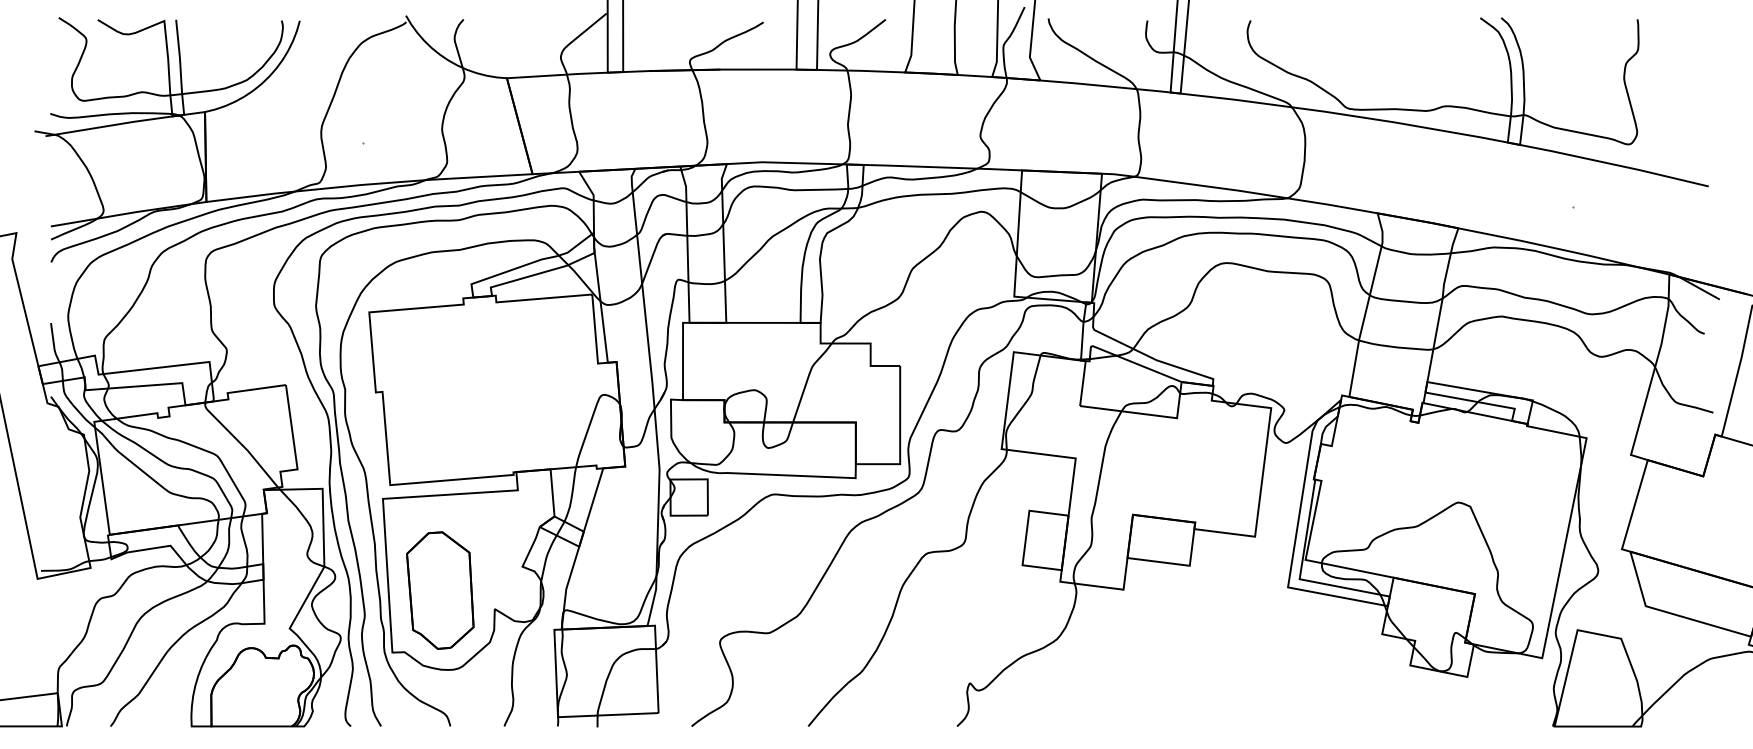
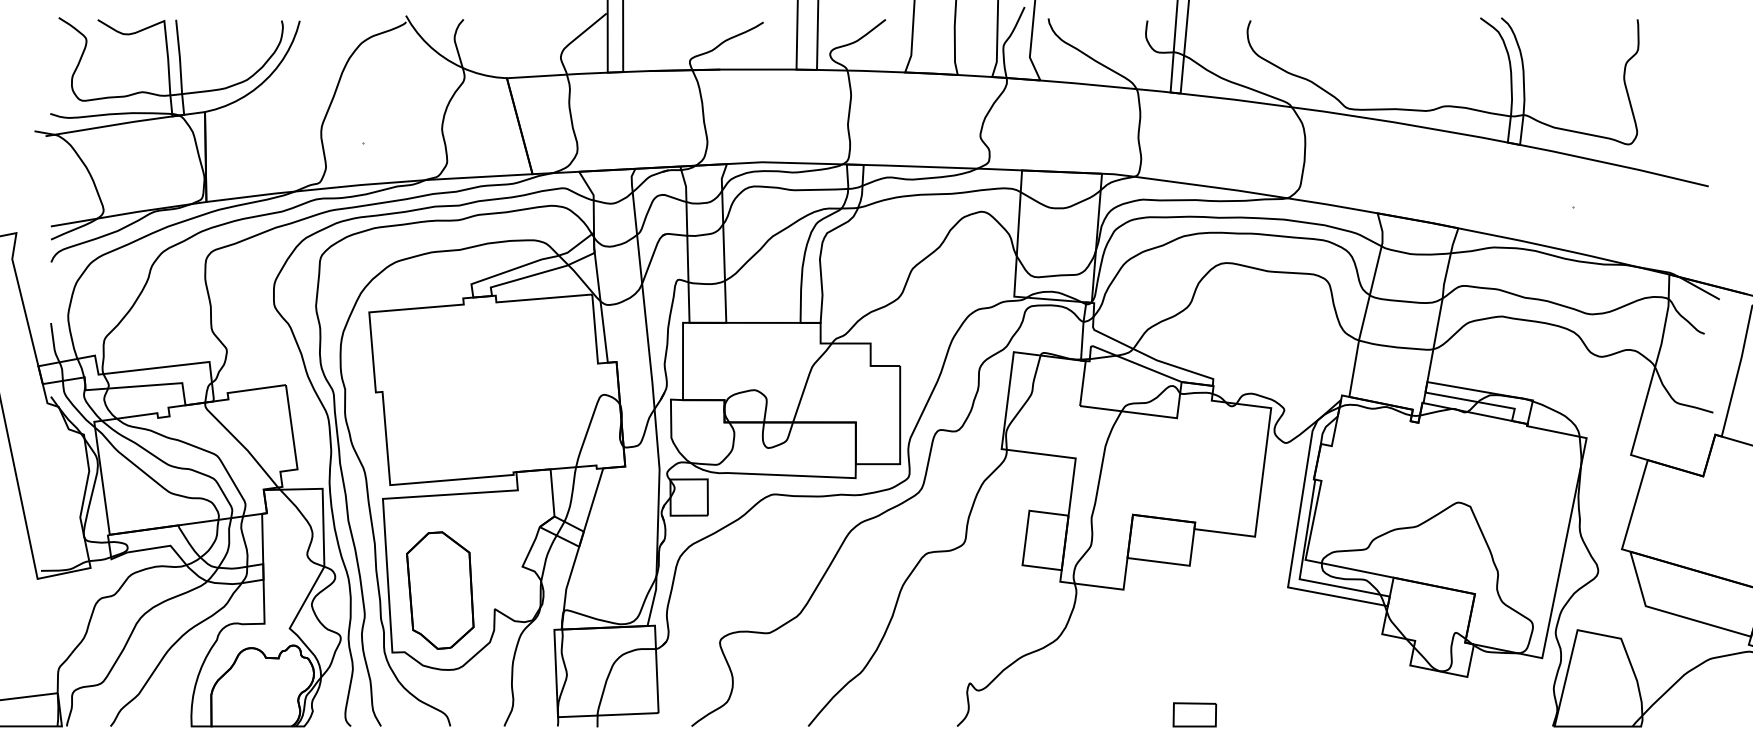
part: none -> present (1194, 714)
